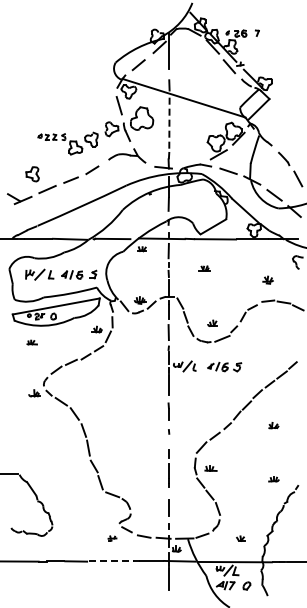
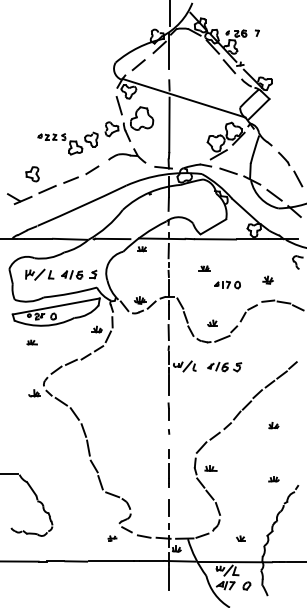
line: none -> present (169, 14)
line: dashed -> solid (169, 125)
part: none -> present (227, 284)
line: dashed -> solid (111, 561)
